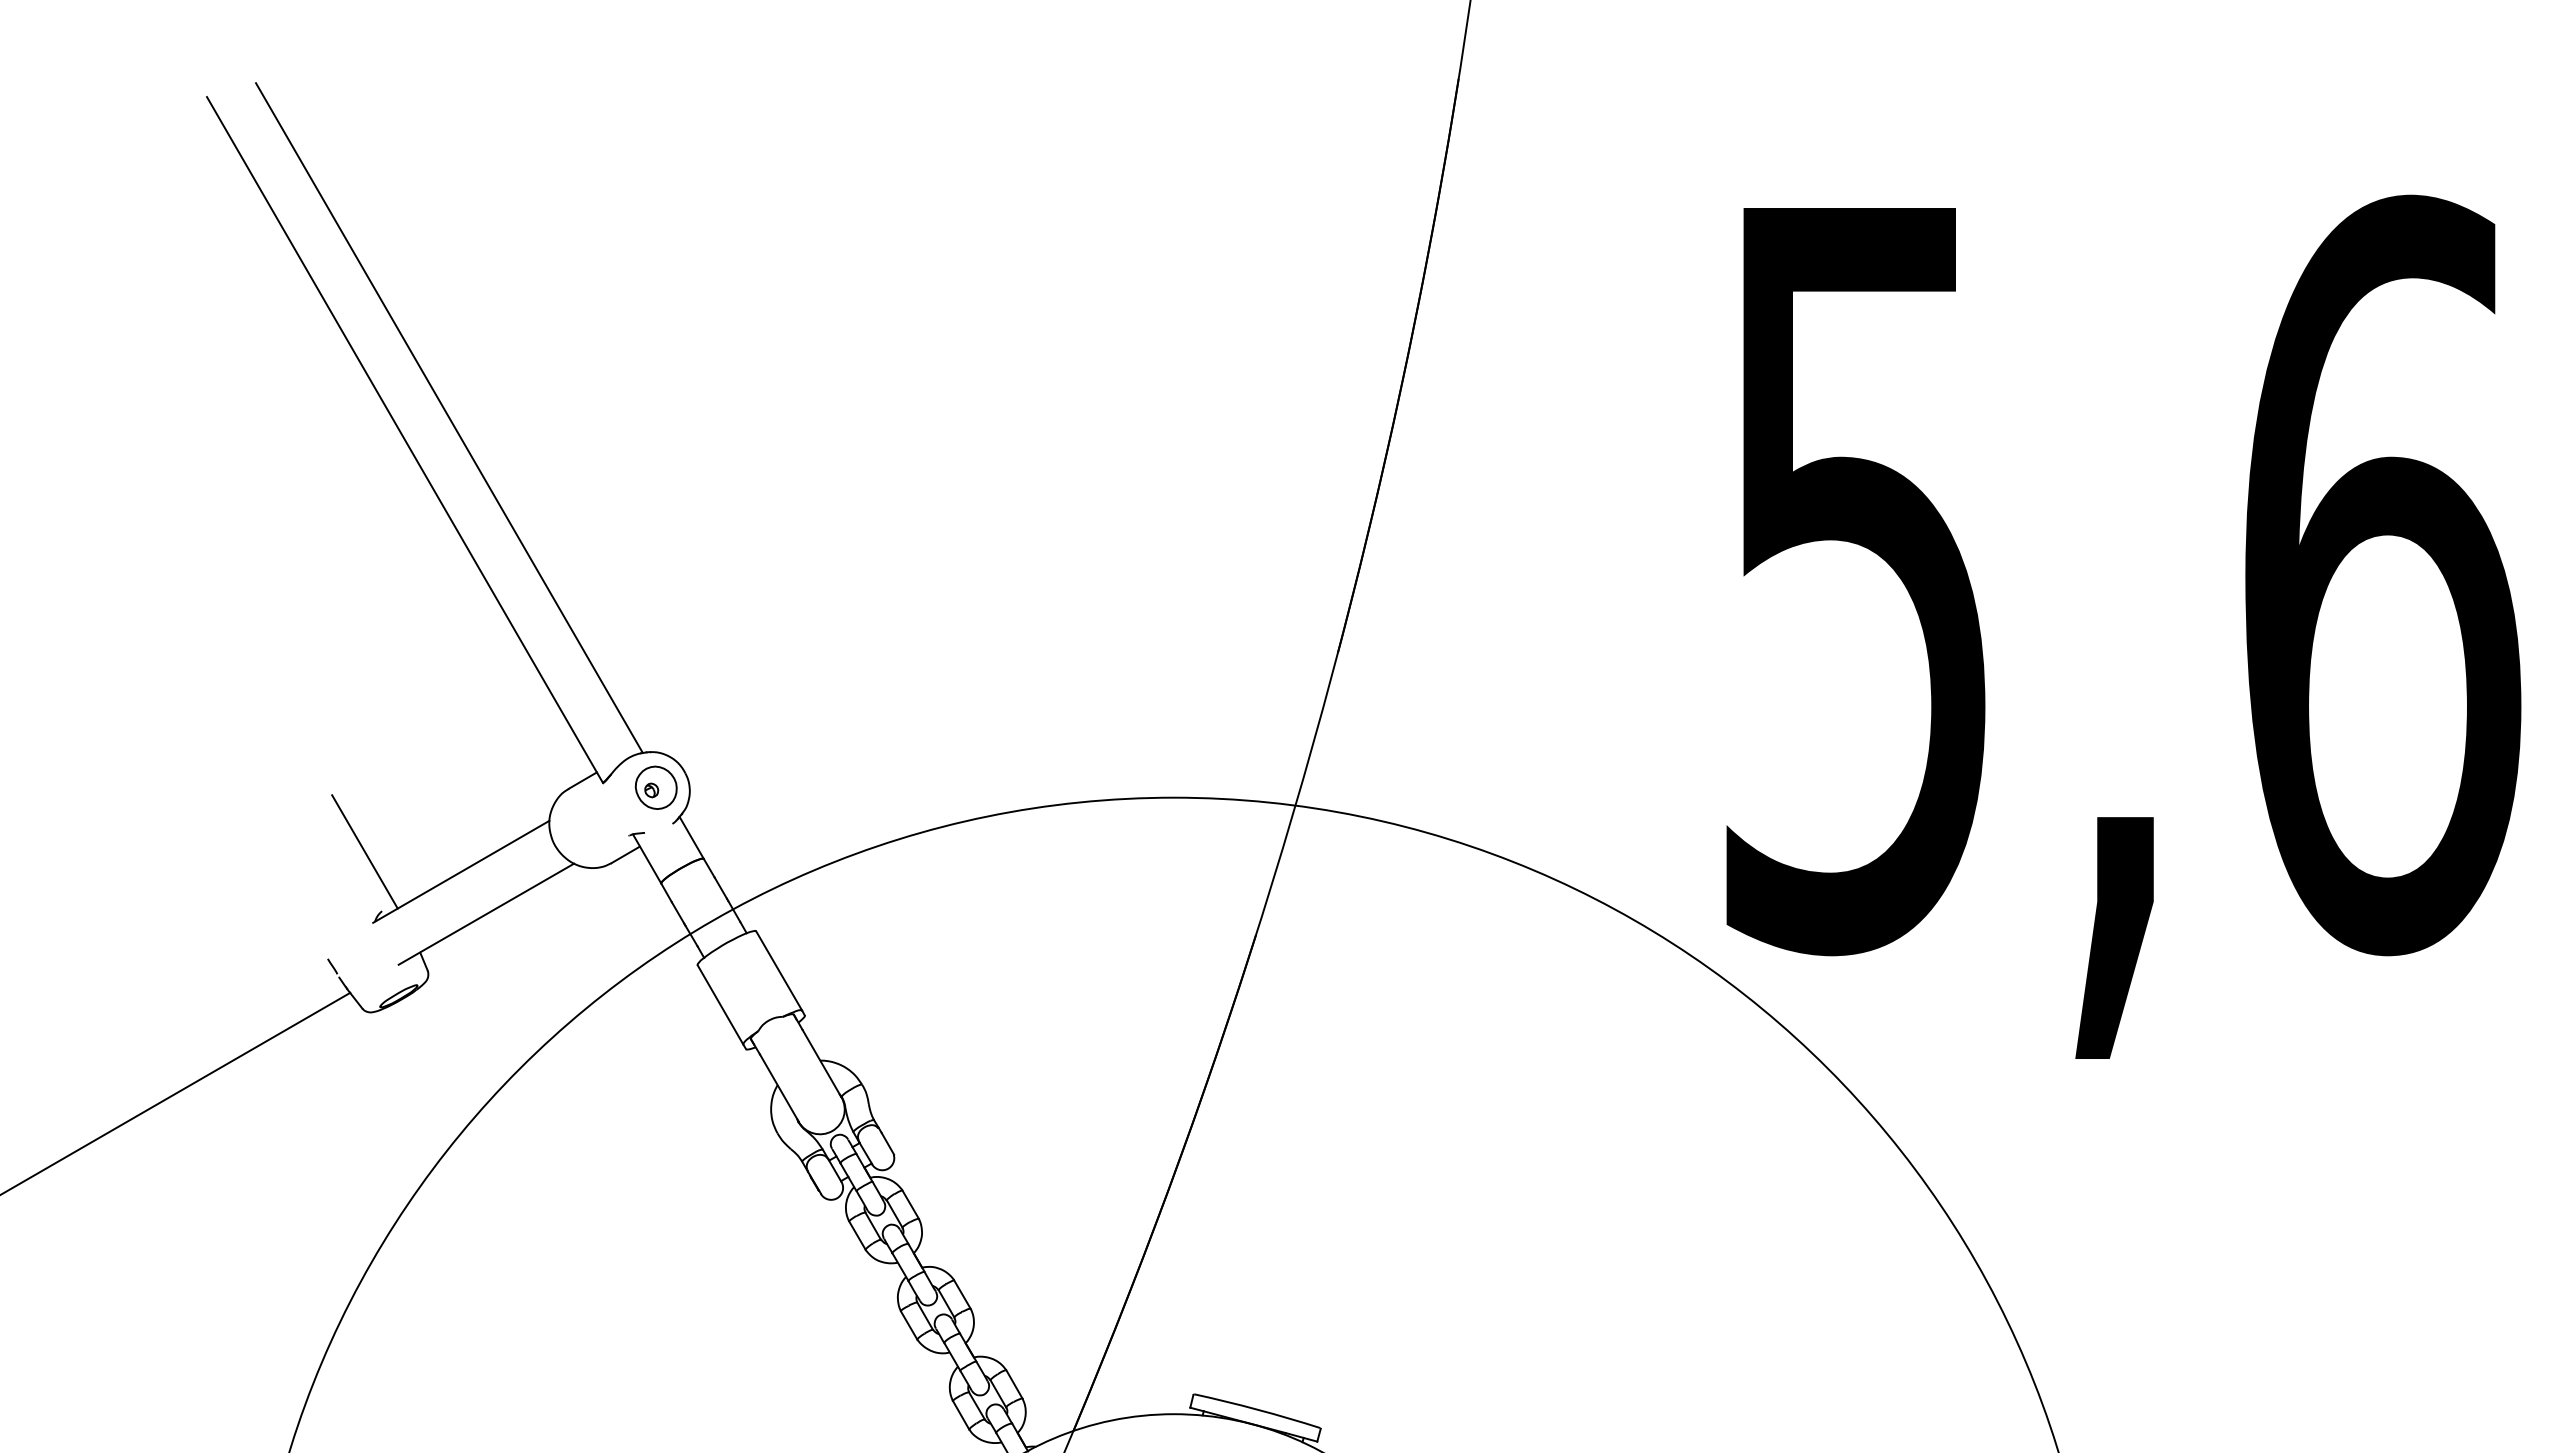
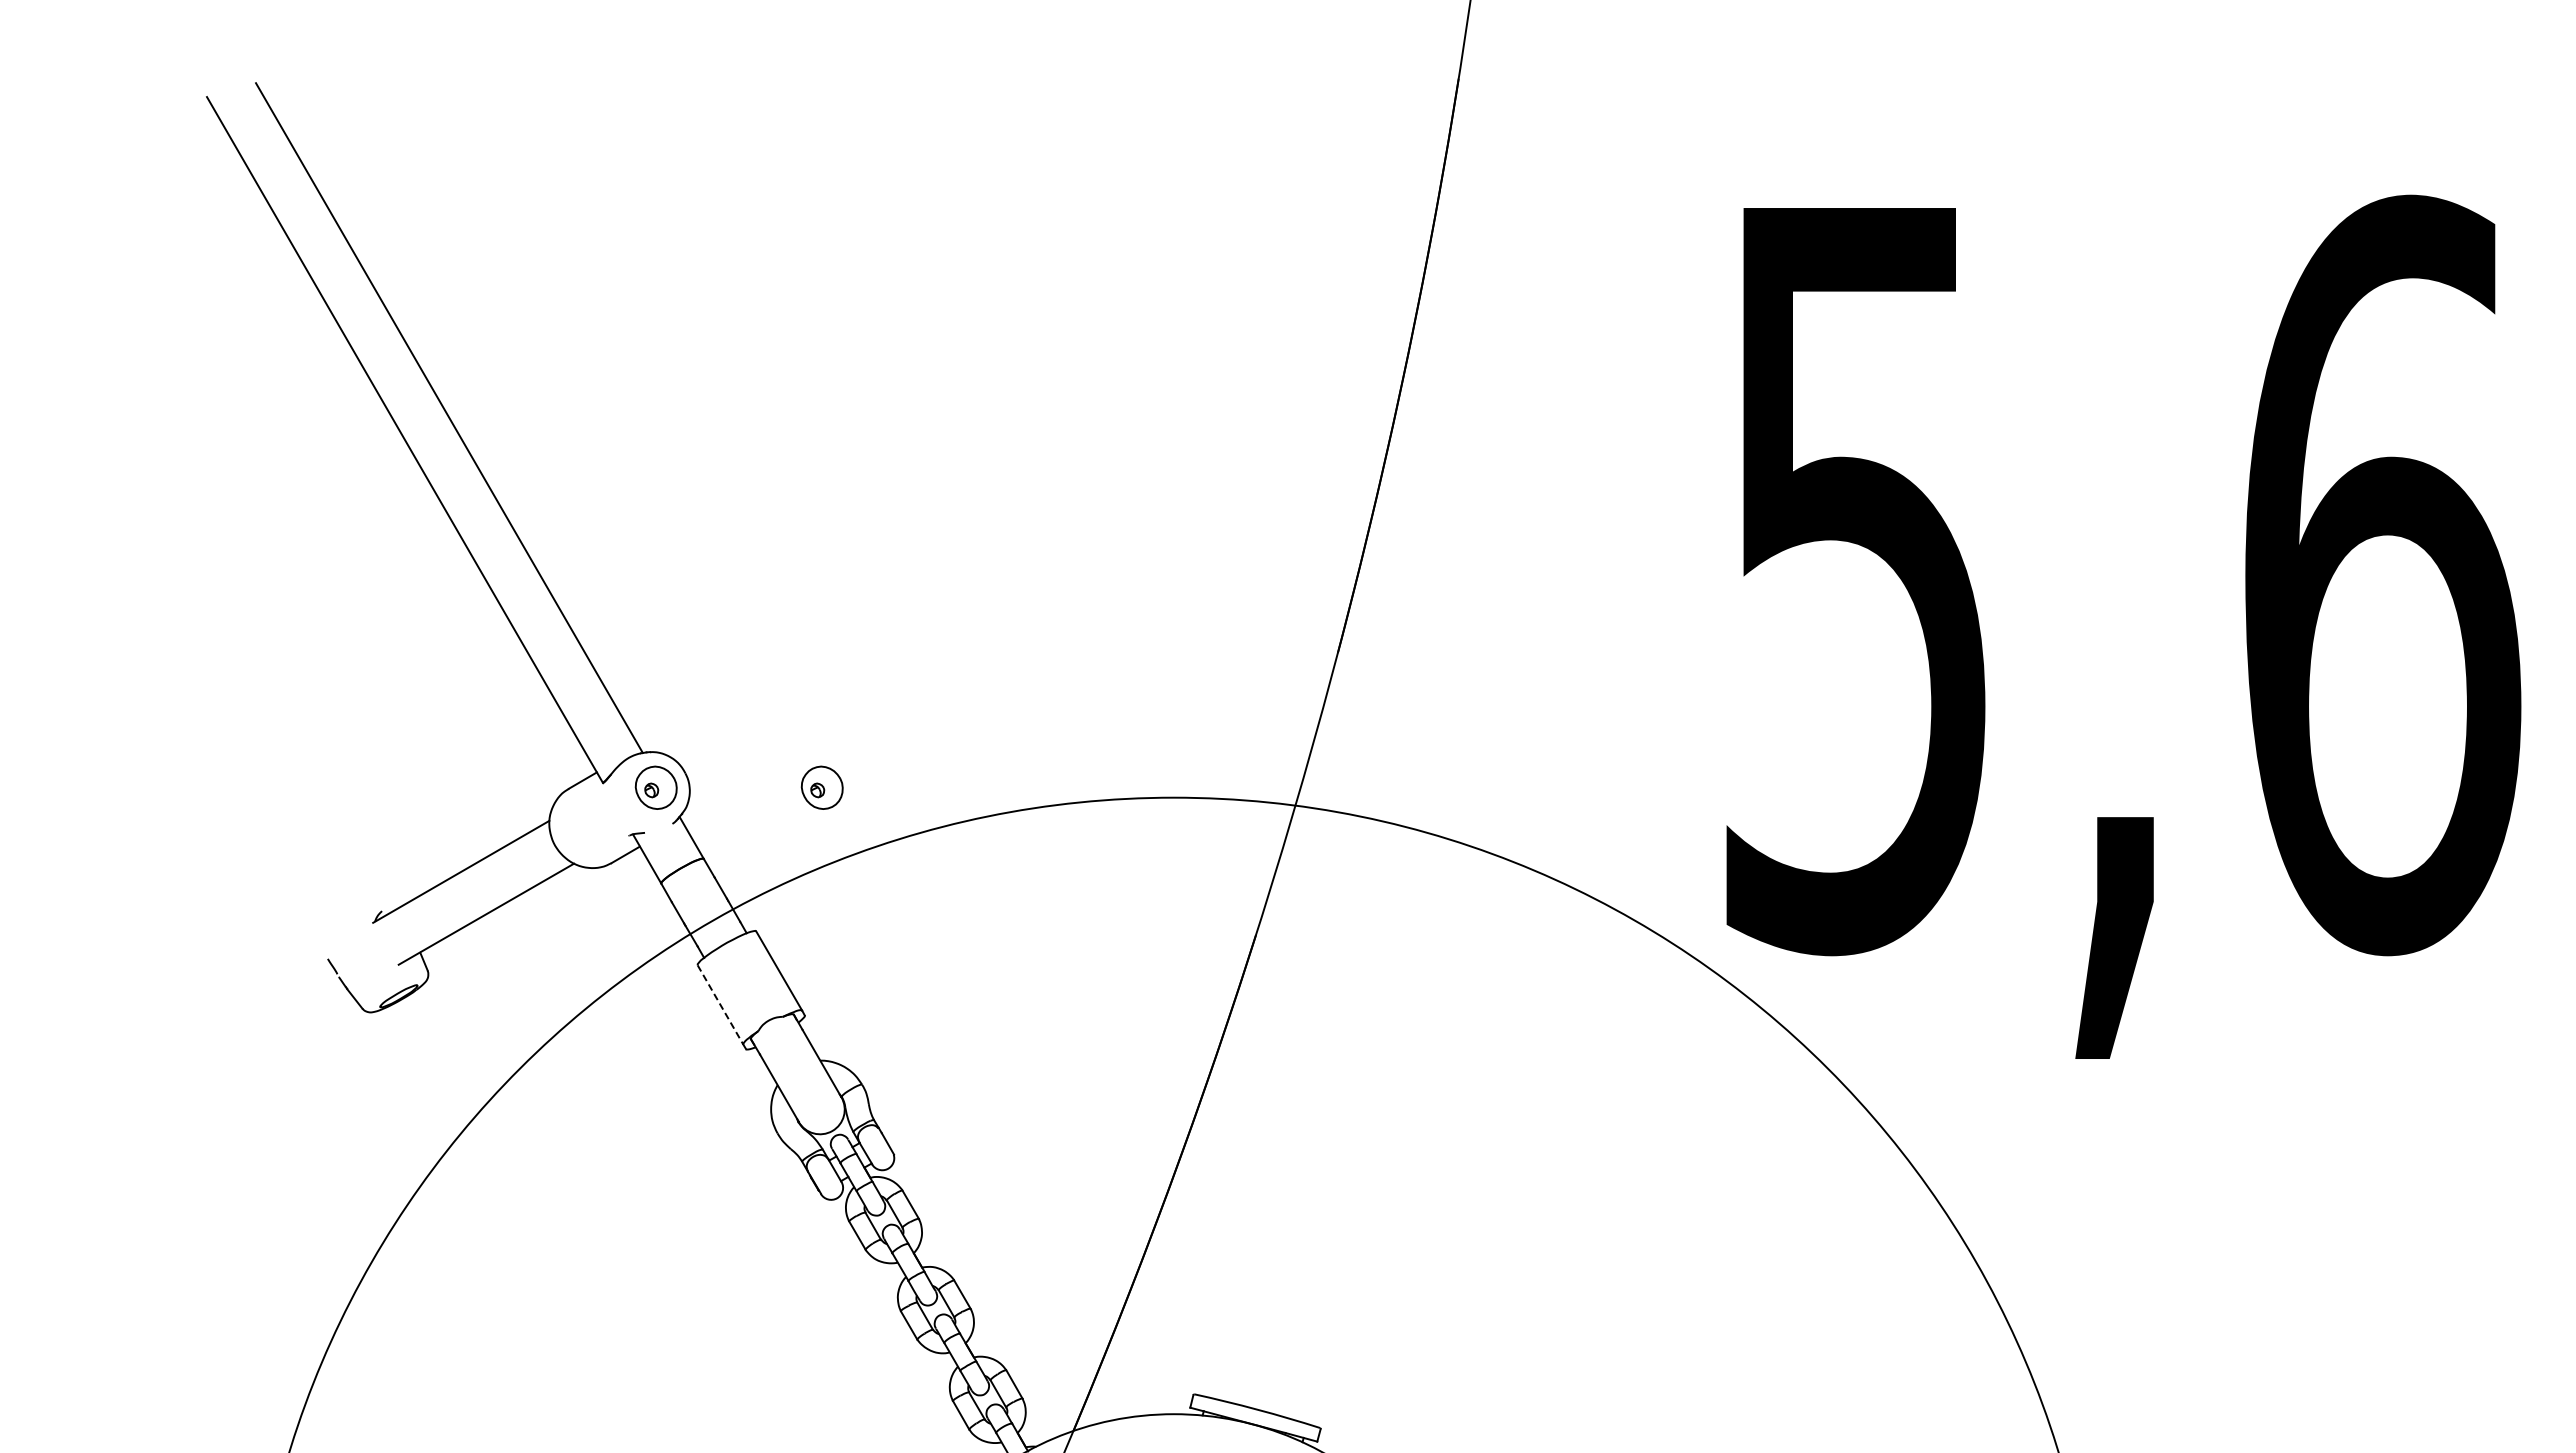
part: none -> present (821, 787)
line: present -> none (364, 851)
line: solid -> dashed (720, 1005)
line: present -> none (176, 1093)
